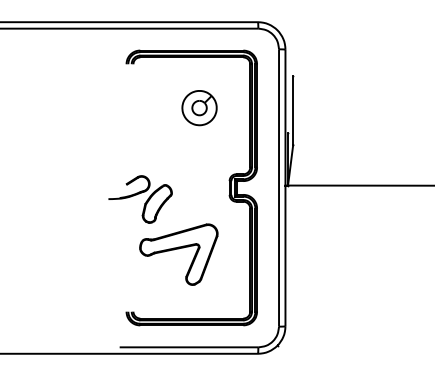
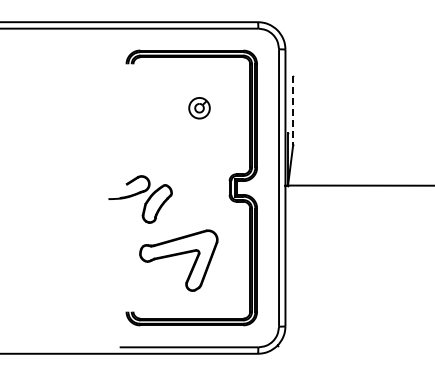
part size: 37x37 px -> 23x23 px (199, 108)
line: solid -> dashed (293, 111)
part position: (178, 254) -> (178, 260) (178, 260)
